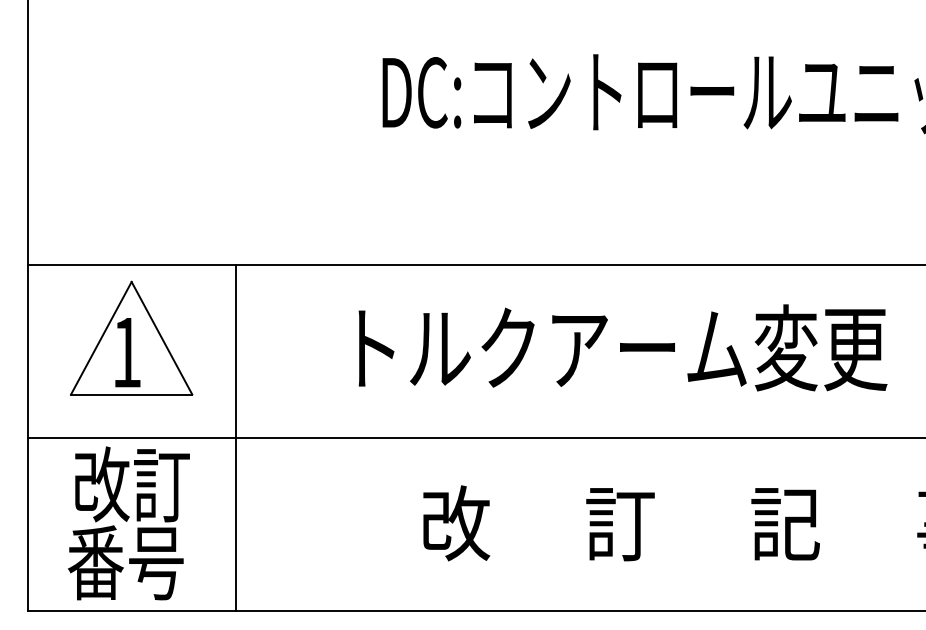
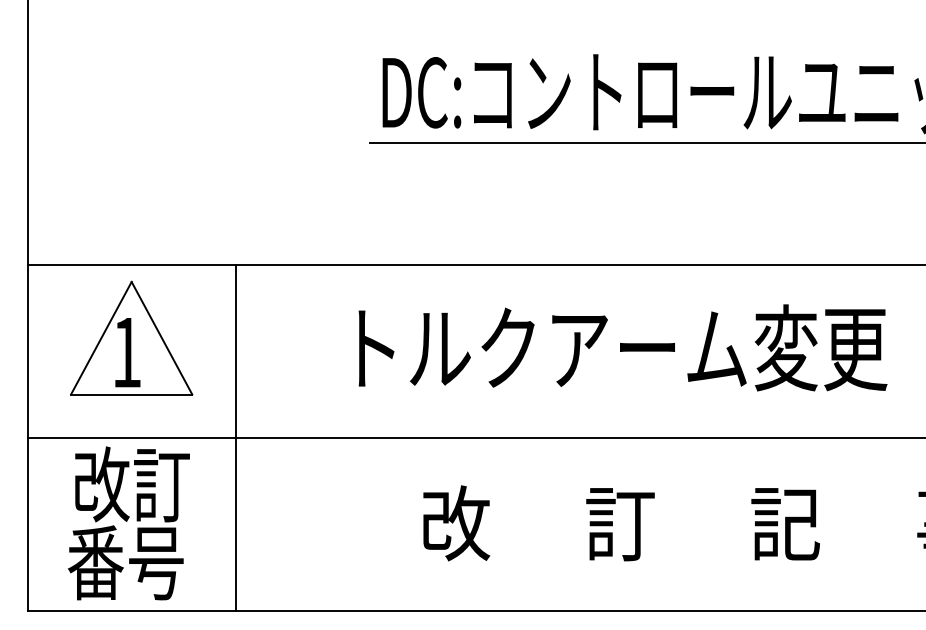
line: none -> present (645, 143)
